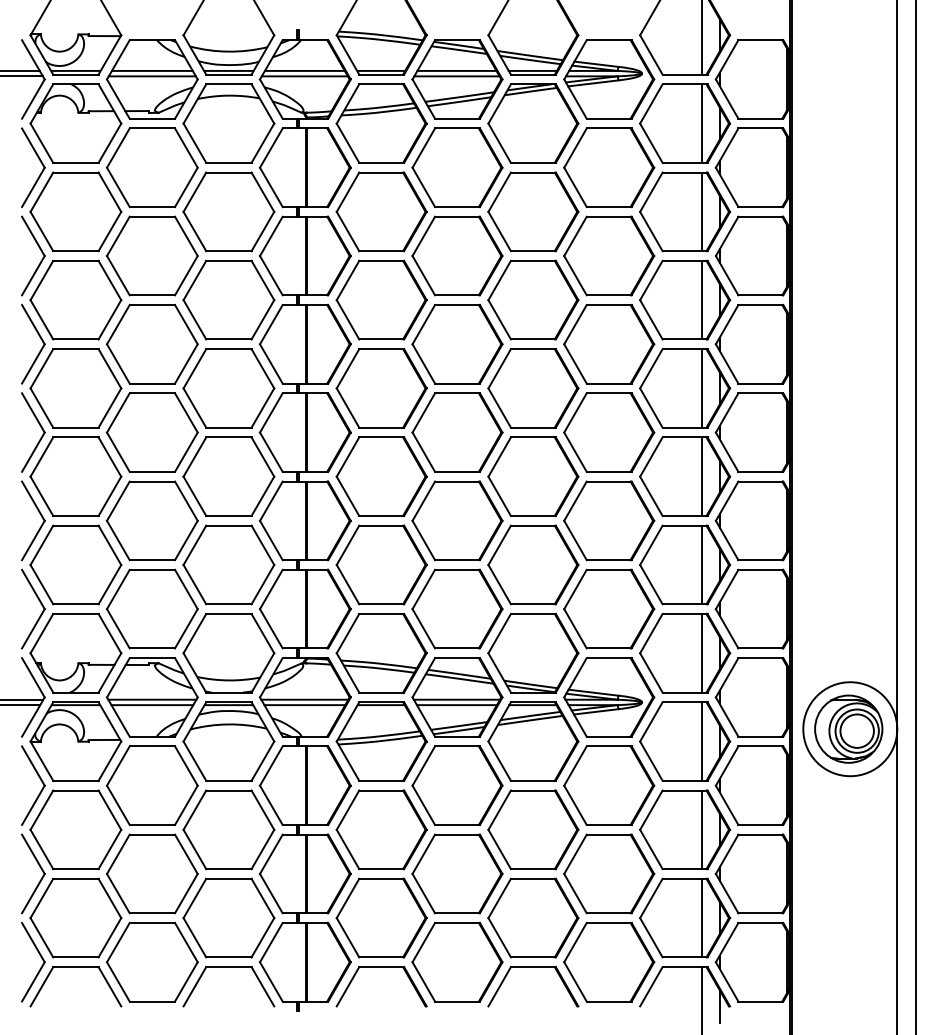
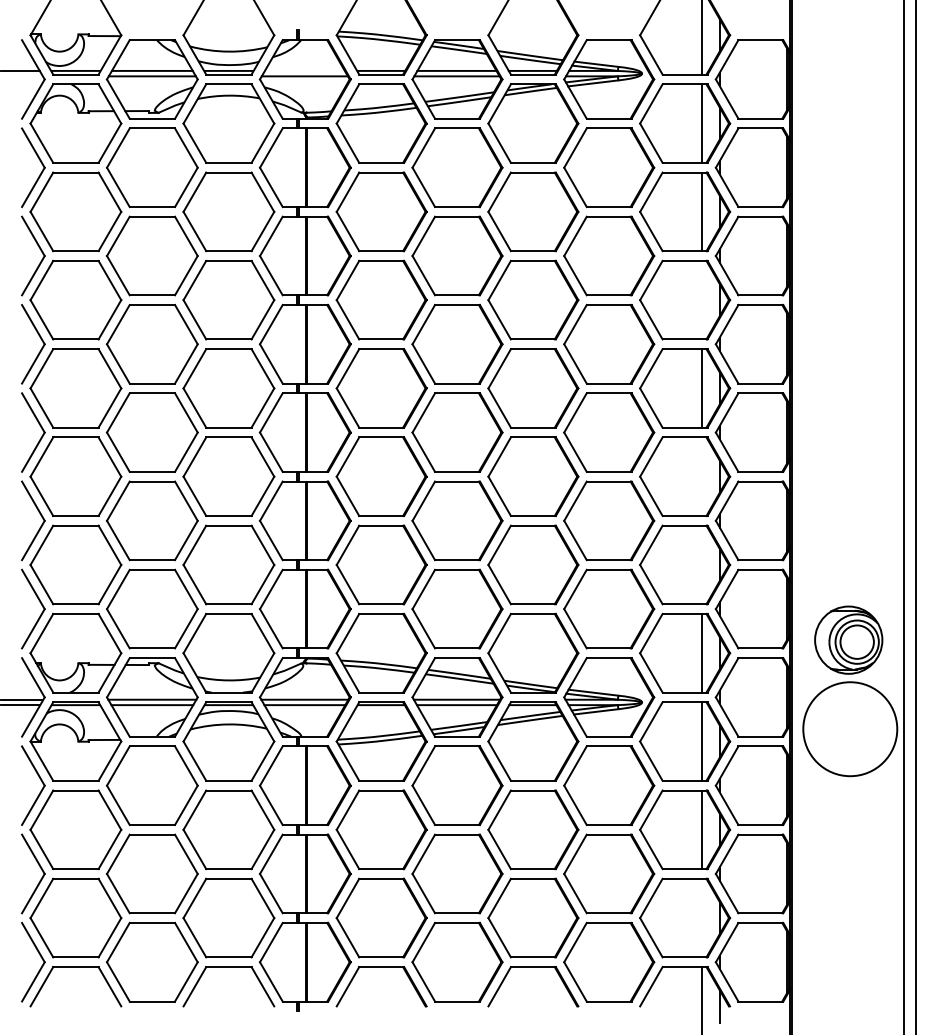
line: present -> none (304, 70)
line: present -> none (22, 76)
line: present -> none (702, 299)
line: present -> none (702, 476)
line position: (897, 516) -> (904, 516) (904, 516)
line: present -> none (702, 564)
part position: (848, 728) -> (848, 639) (848, 639)
line: present -> none (702, 917)
